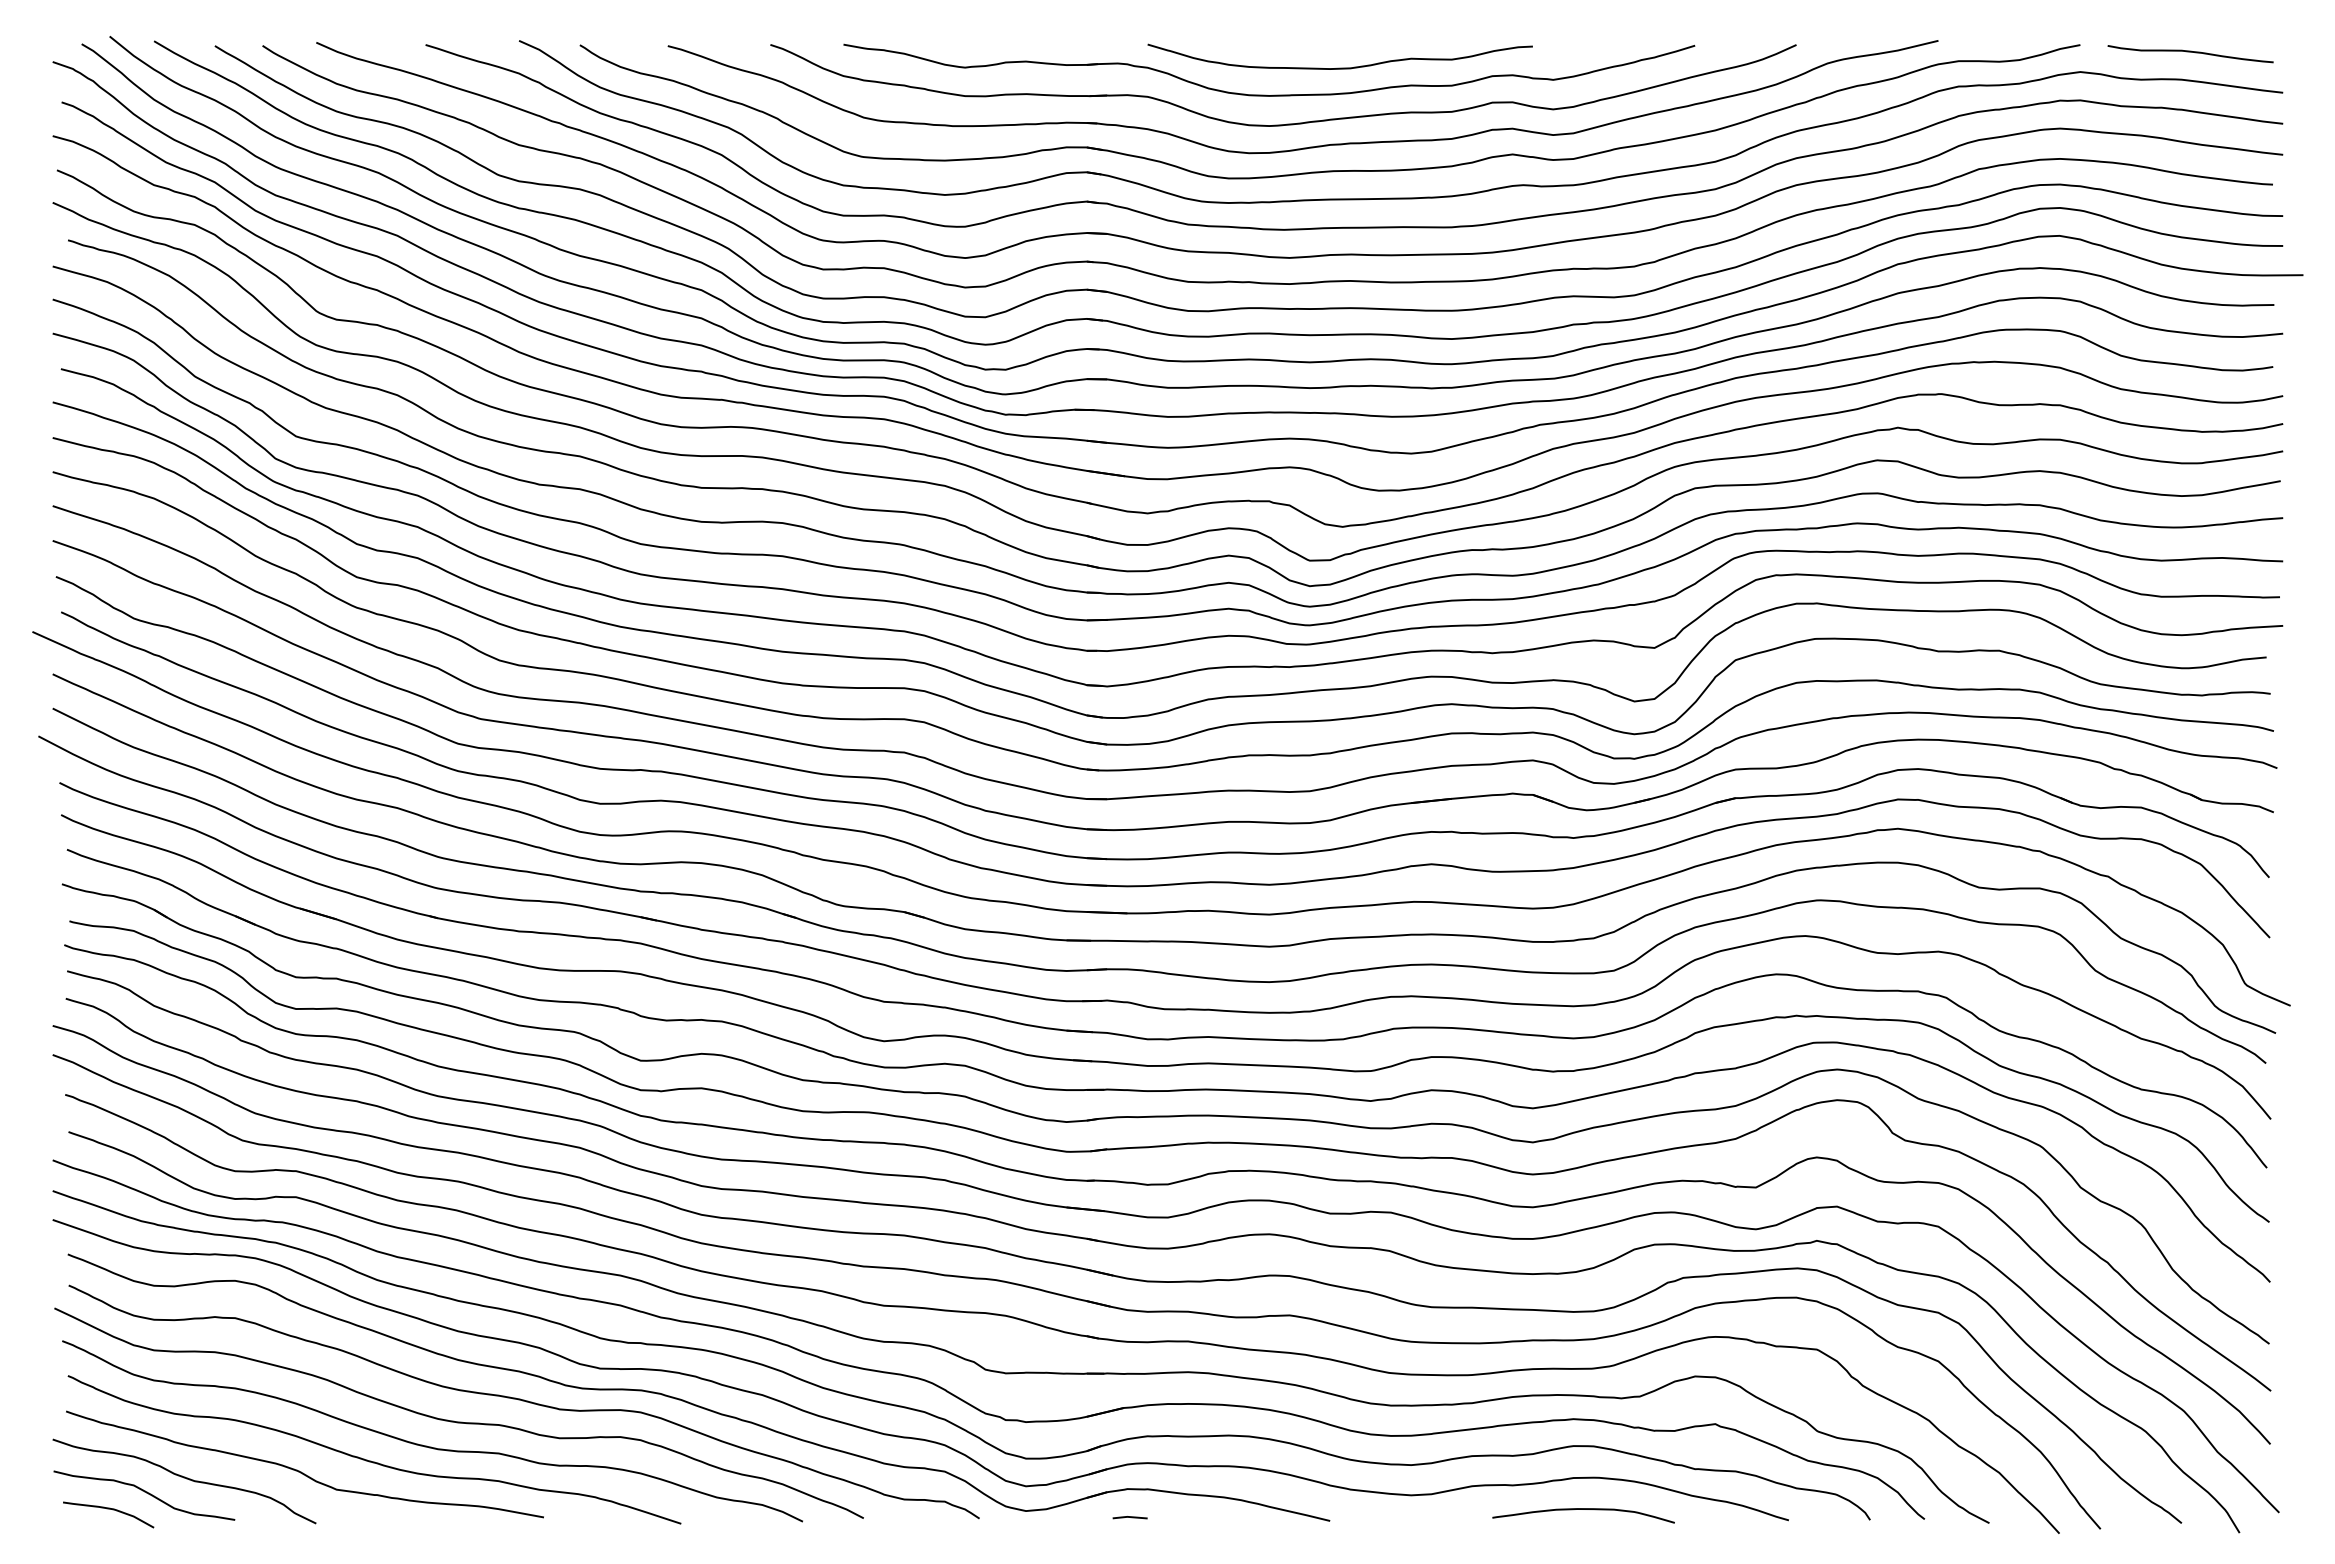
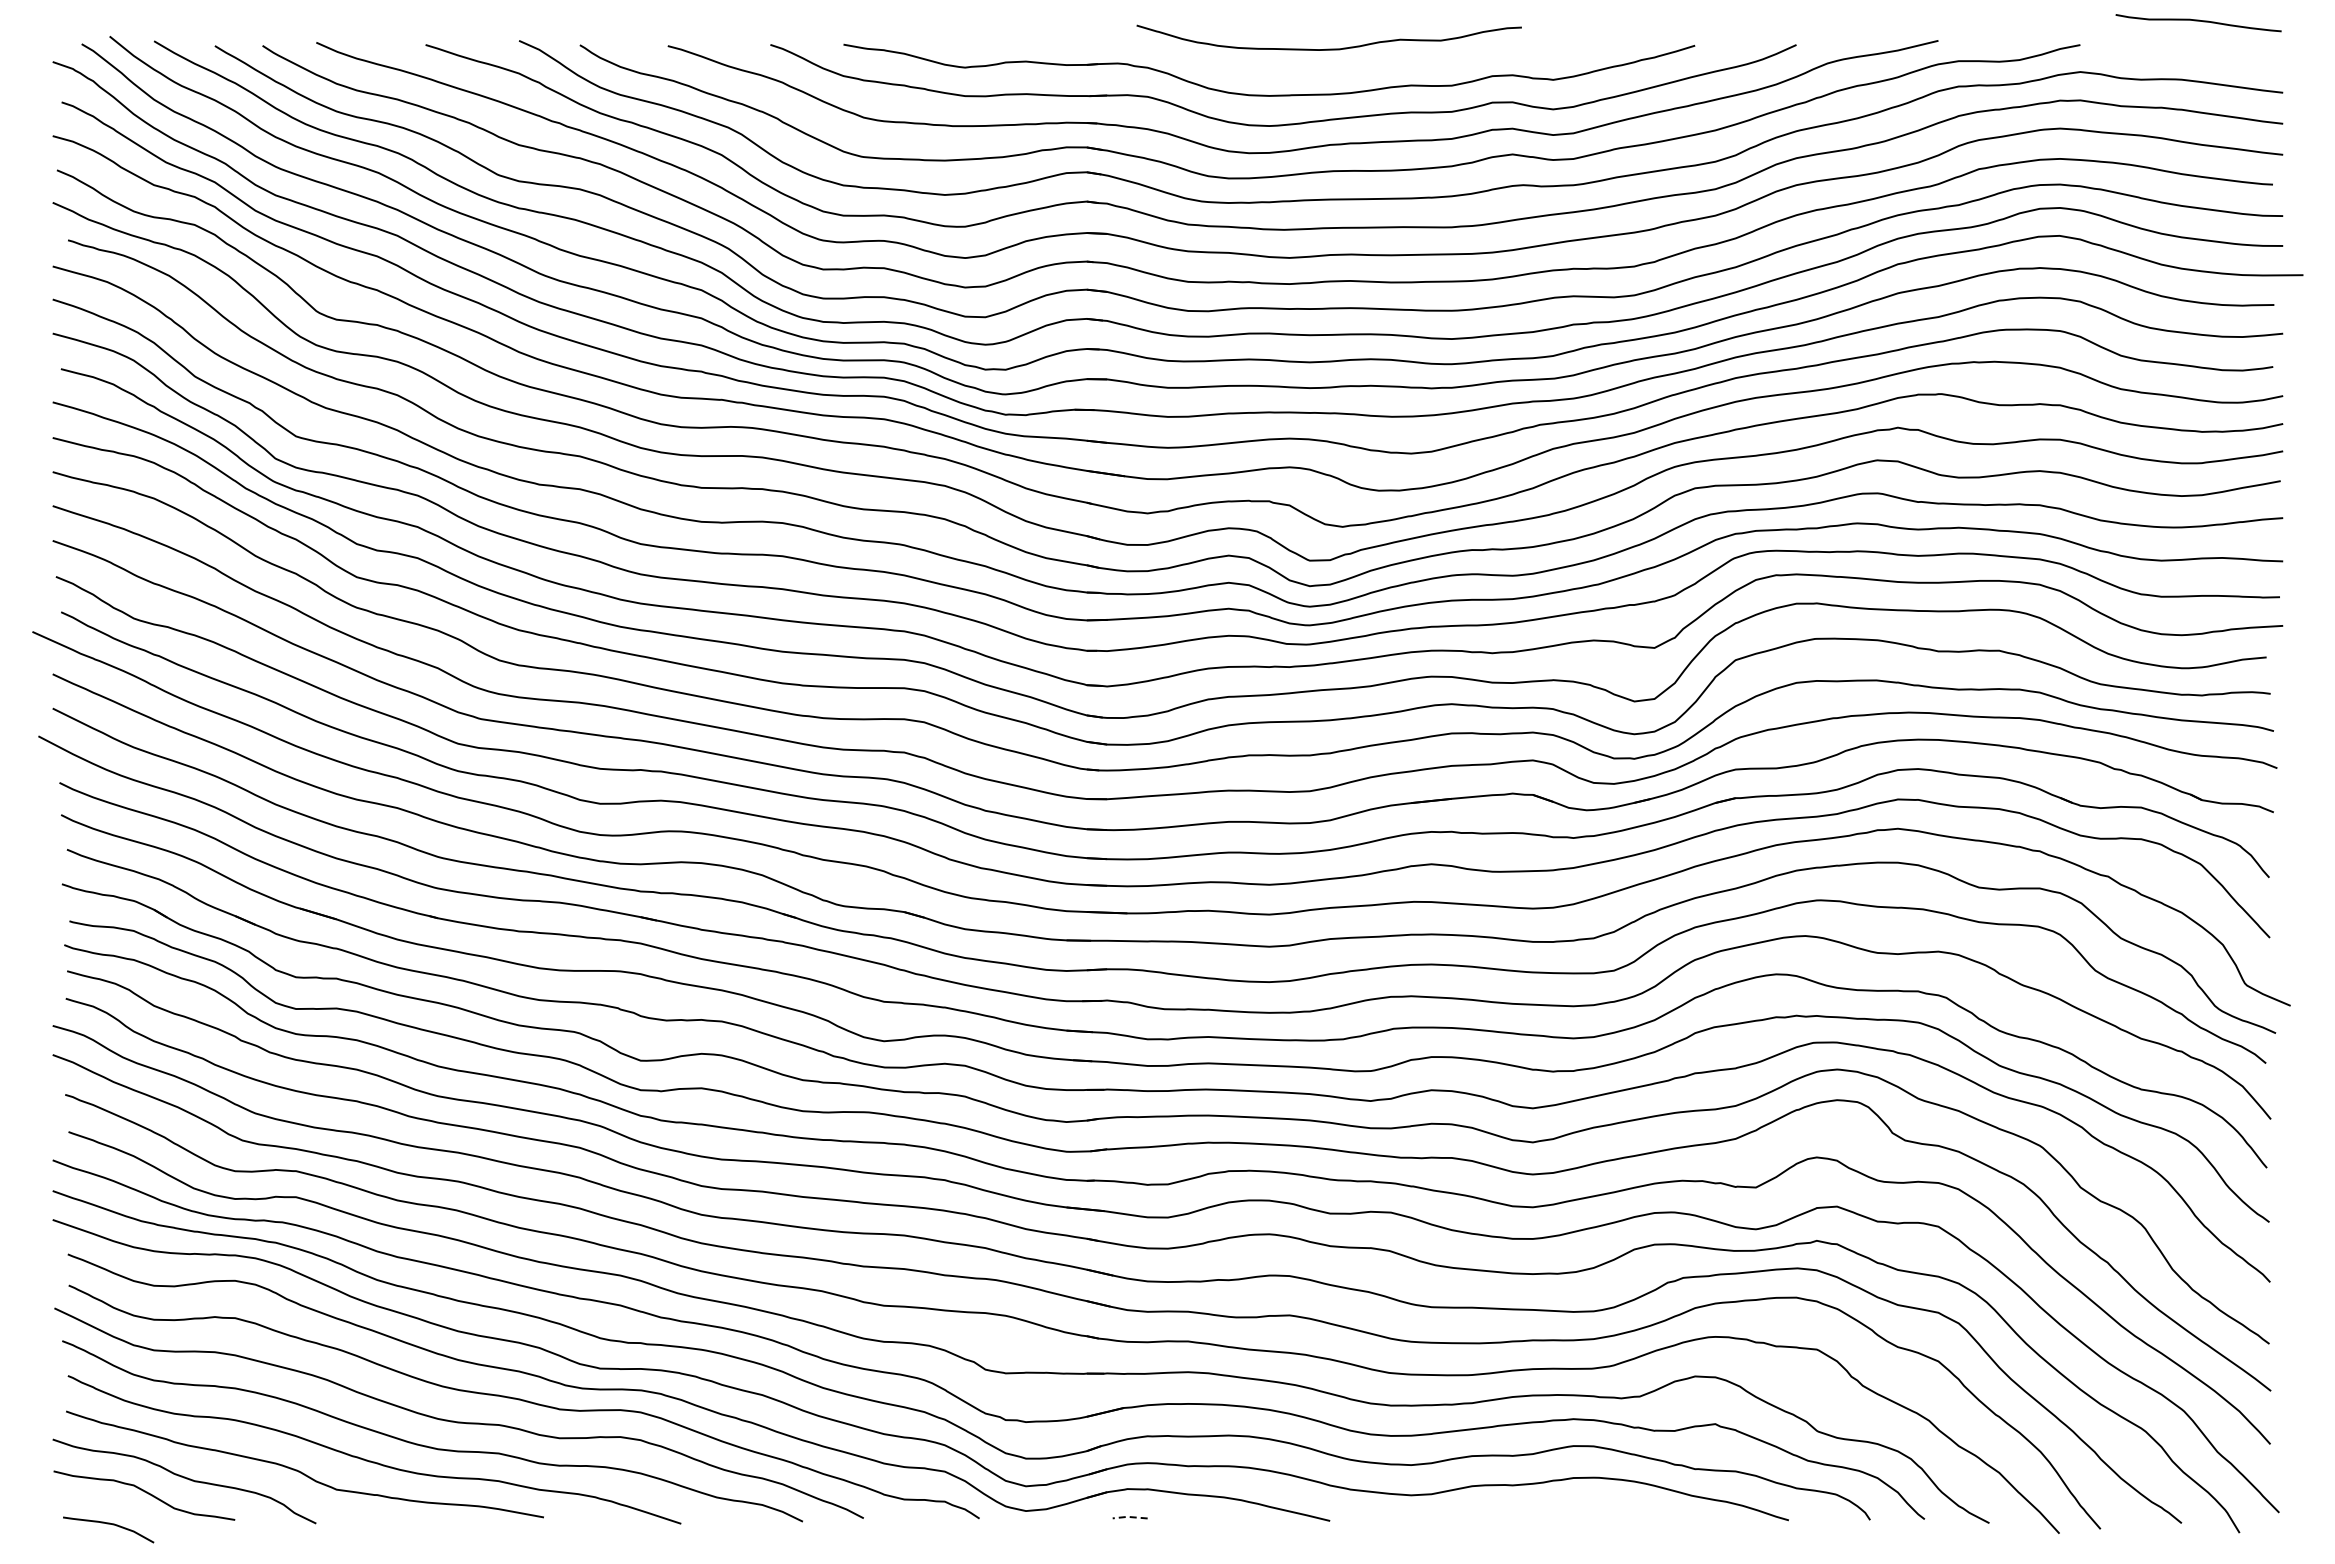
curve position: (2190, 52) -> (2198, 21) (2198, 21)
curve position: (1339, 67) -> (1328, 48) (1328, 48)
curve position: (108, 1509) -> (108, 1524) (108, 1524)
curve: present -> none (1583, 1509)
line: solid -> dashed (1129, 1517)
